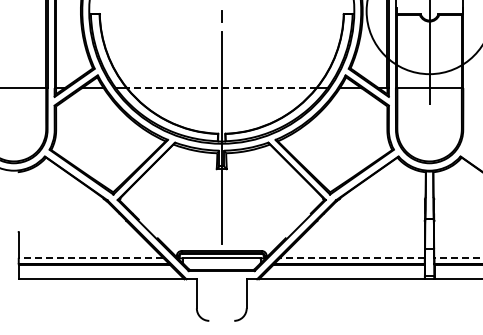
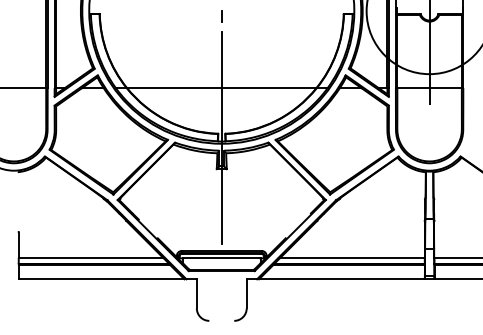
line: dashed -> solid (221, 88)
line: dashed -> solid (90, 257)
line: dashed -> solid (352, 257)
line: dashed -> solid (458, 257)
